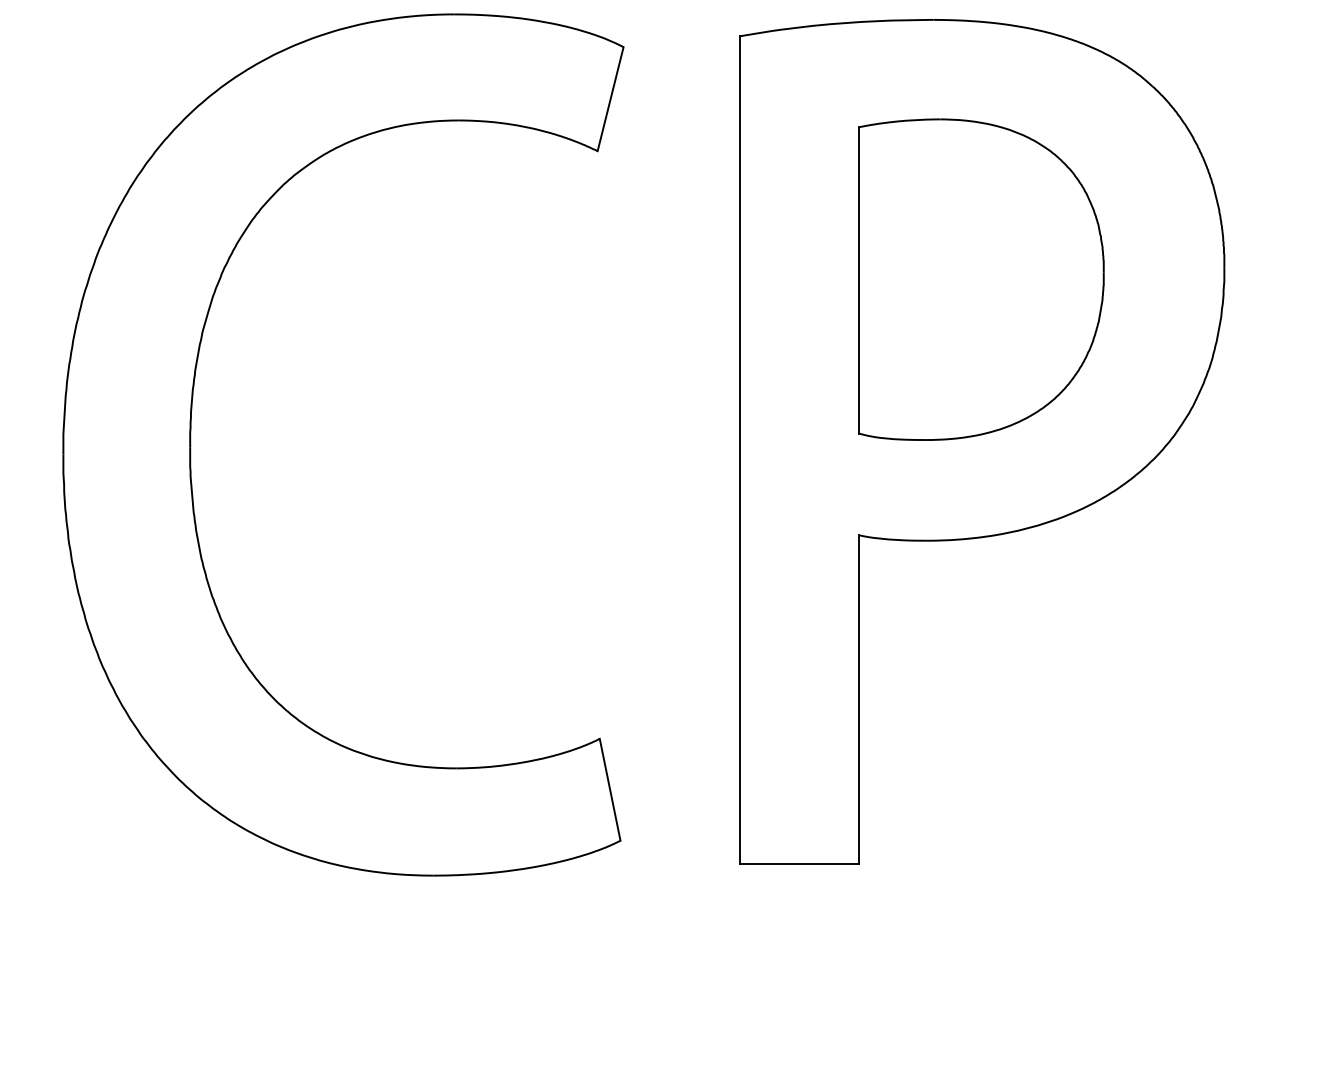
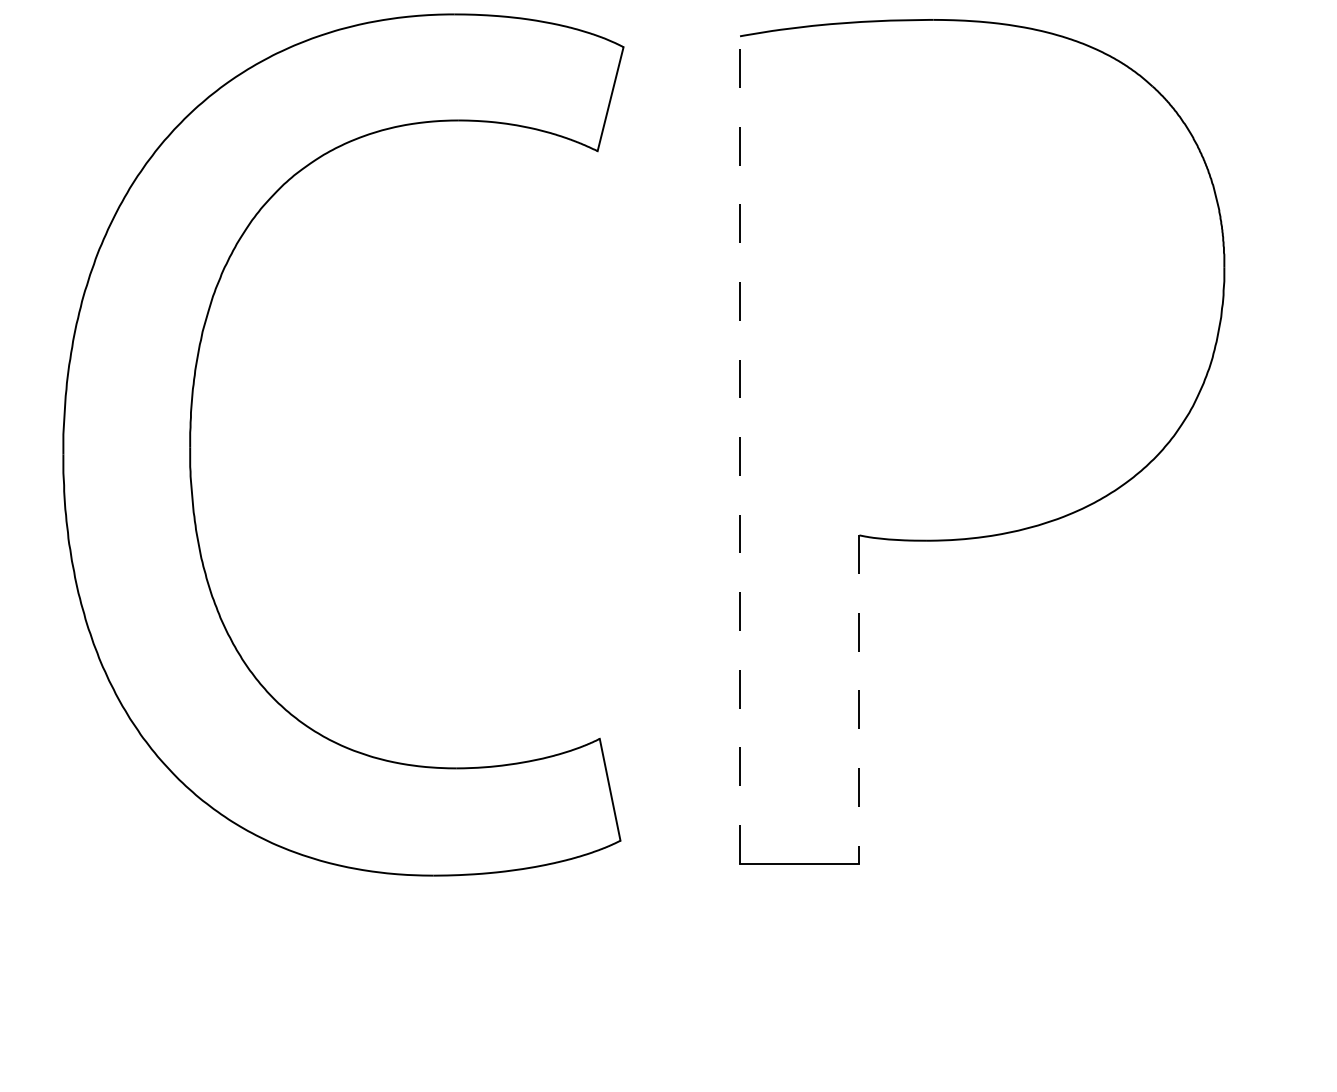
part: present -> none (981, 279)
line: solid -> dashed (740, 449)
line: solid -> dashed (859, 700)
